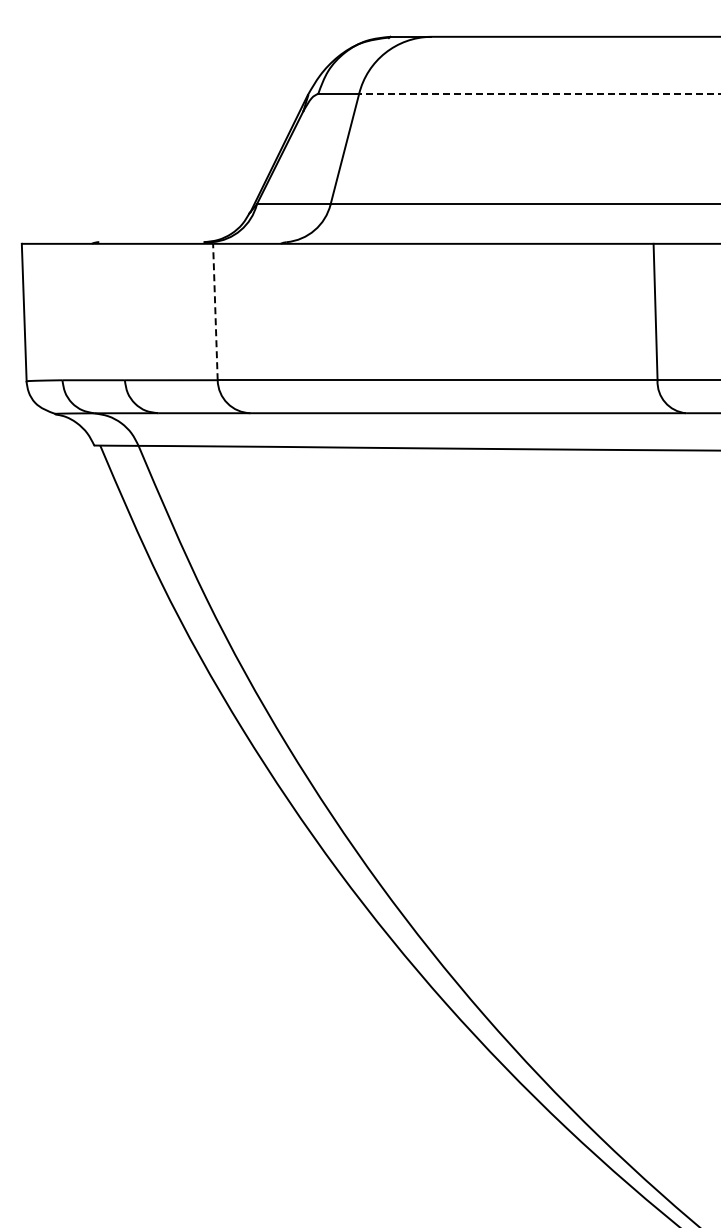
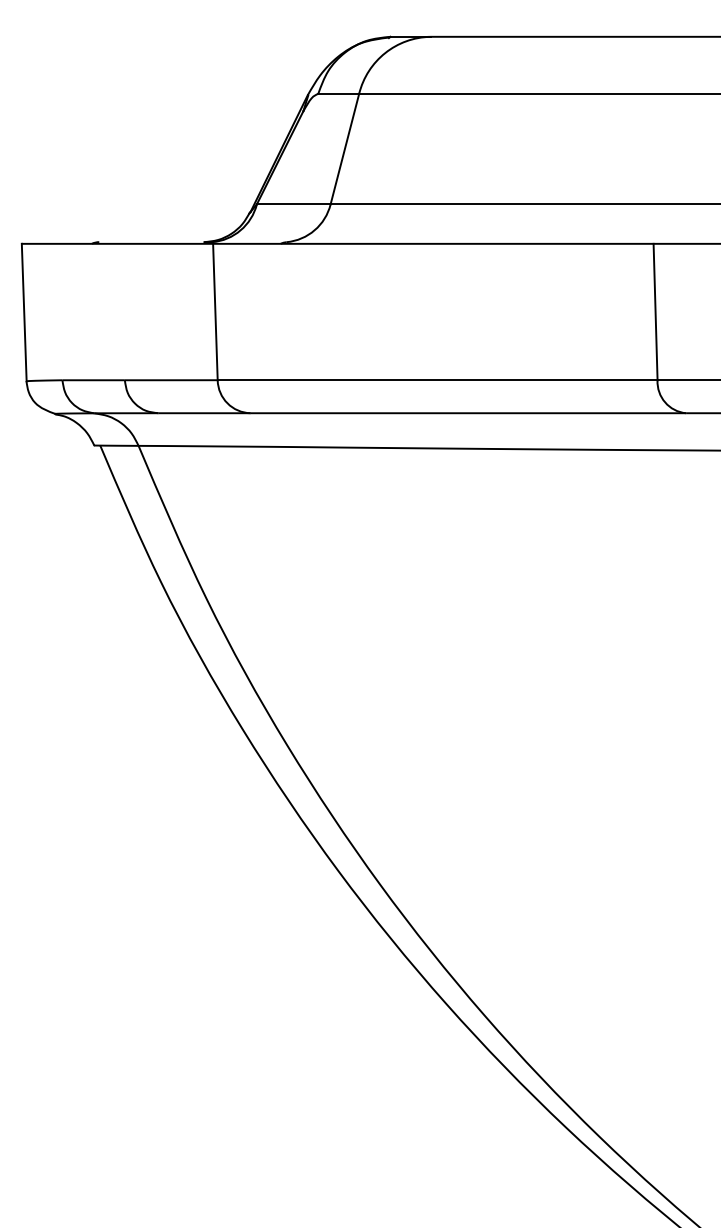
line: dashed -> solid (539, 93)
line: dashed -> solid (215, 311)
